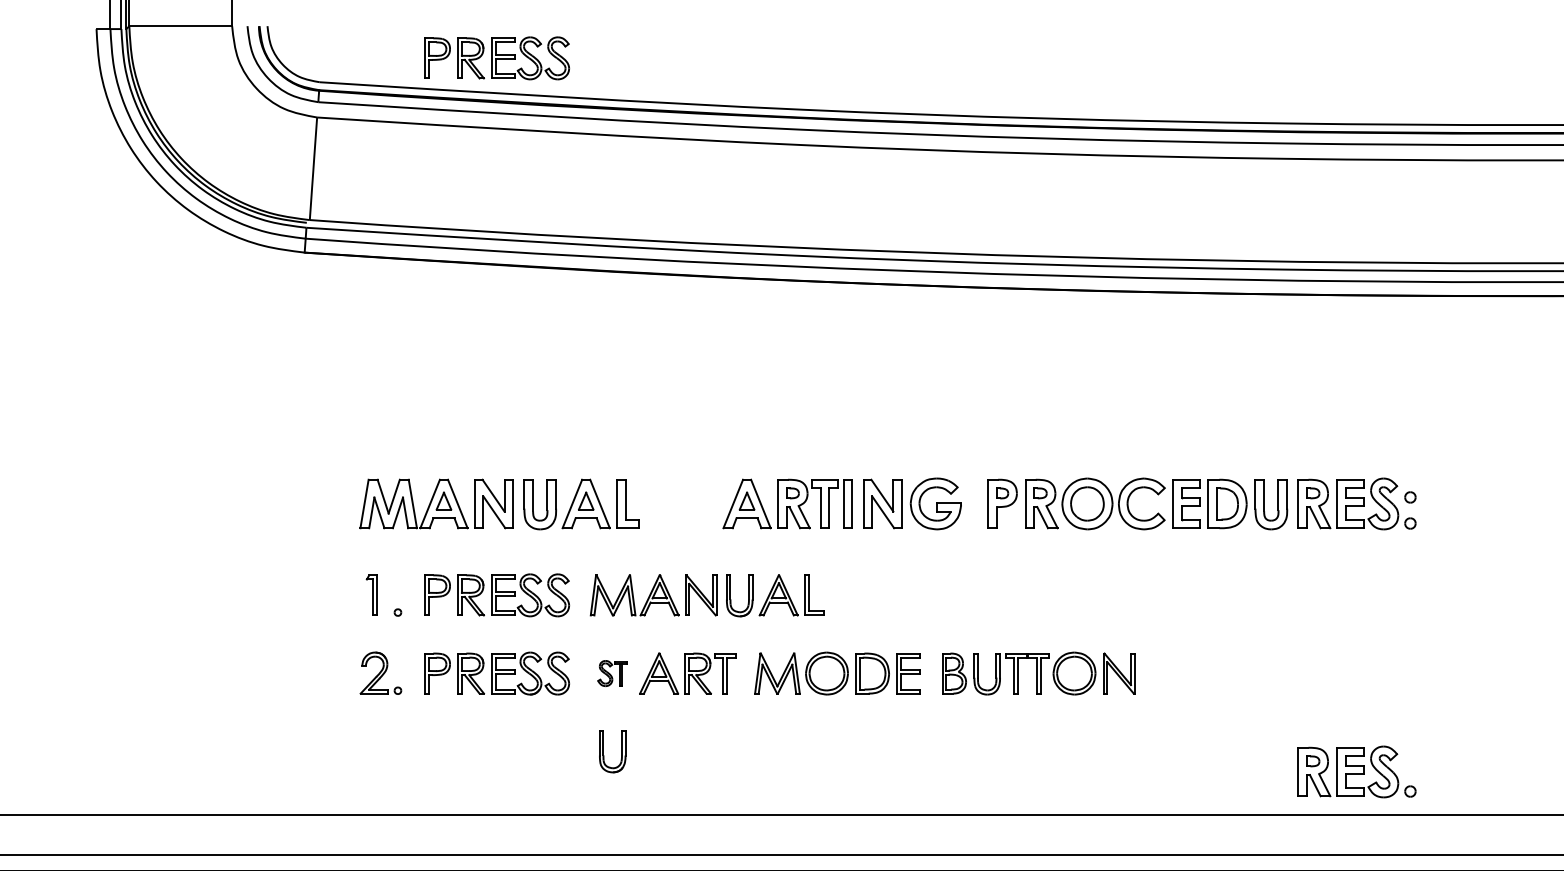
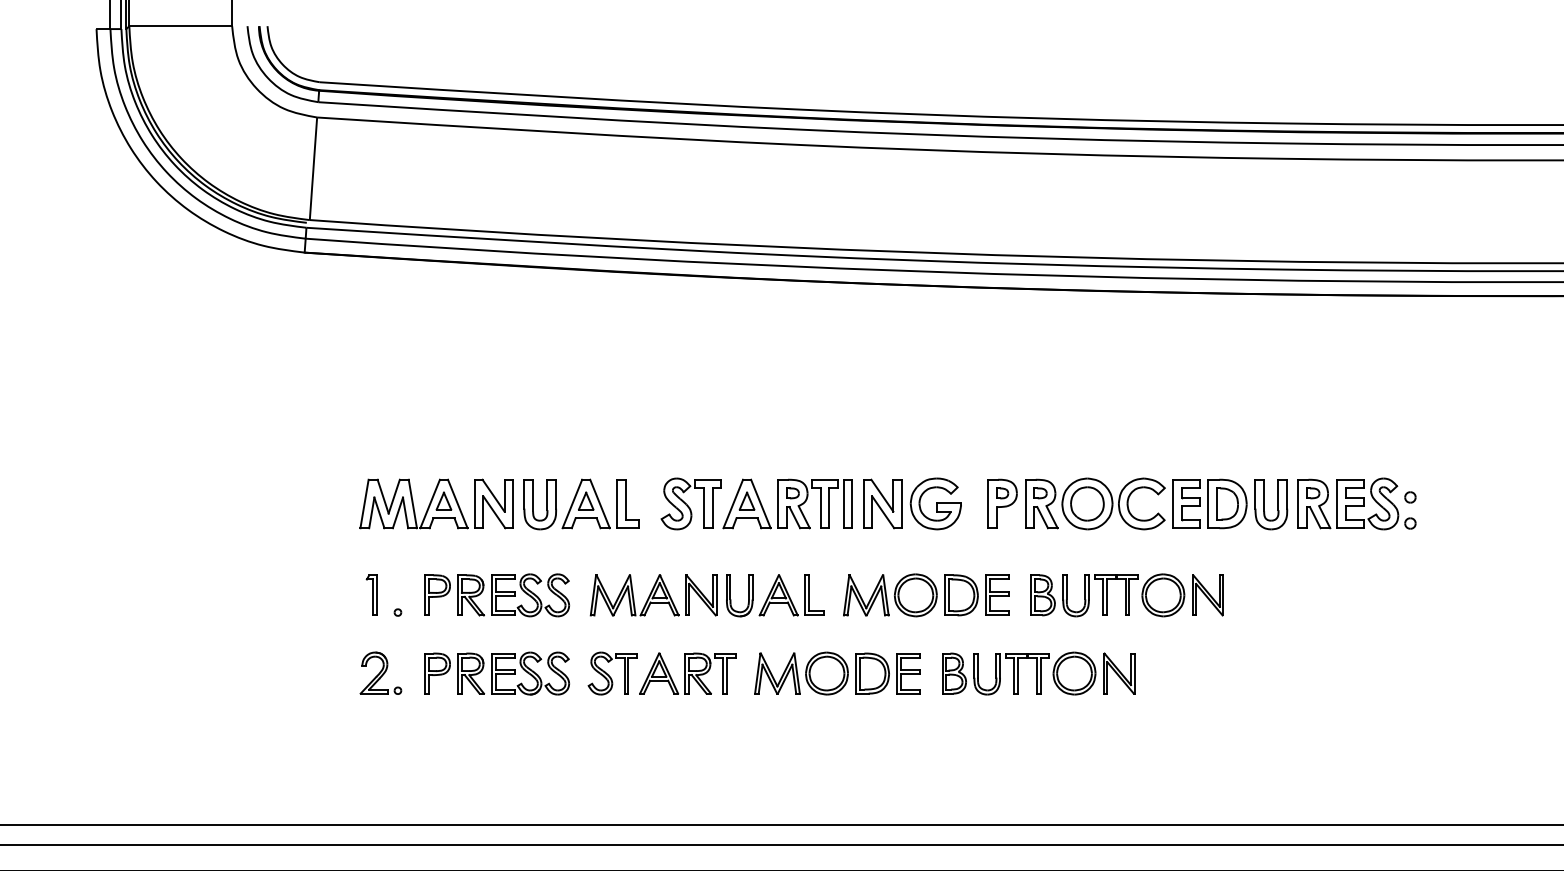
part: present -> none (497, 58)
part: none -> present (690, 503)
part: none -> present (926, 595)
part: none -> present (1126, 595)
part size: 31x27 px -> 51x45 px (612, 673)
part: present -> none (604, 755)
part: present -> none (1356, 771)
line position: (781, 815) -> (781, 825) (781, 825)
line position: (781, 854) -> (781, 844) (781, 844)
